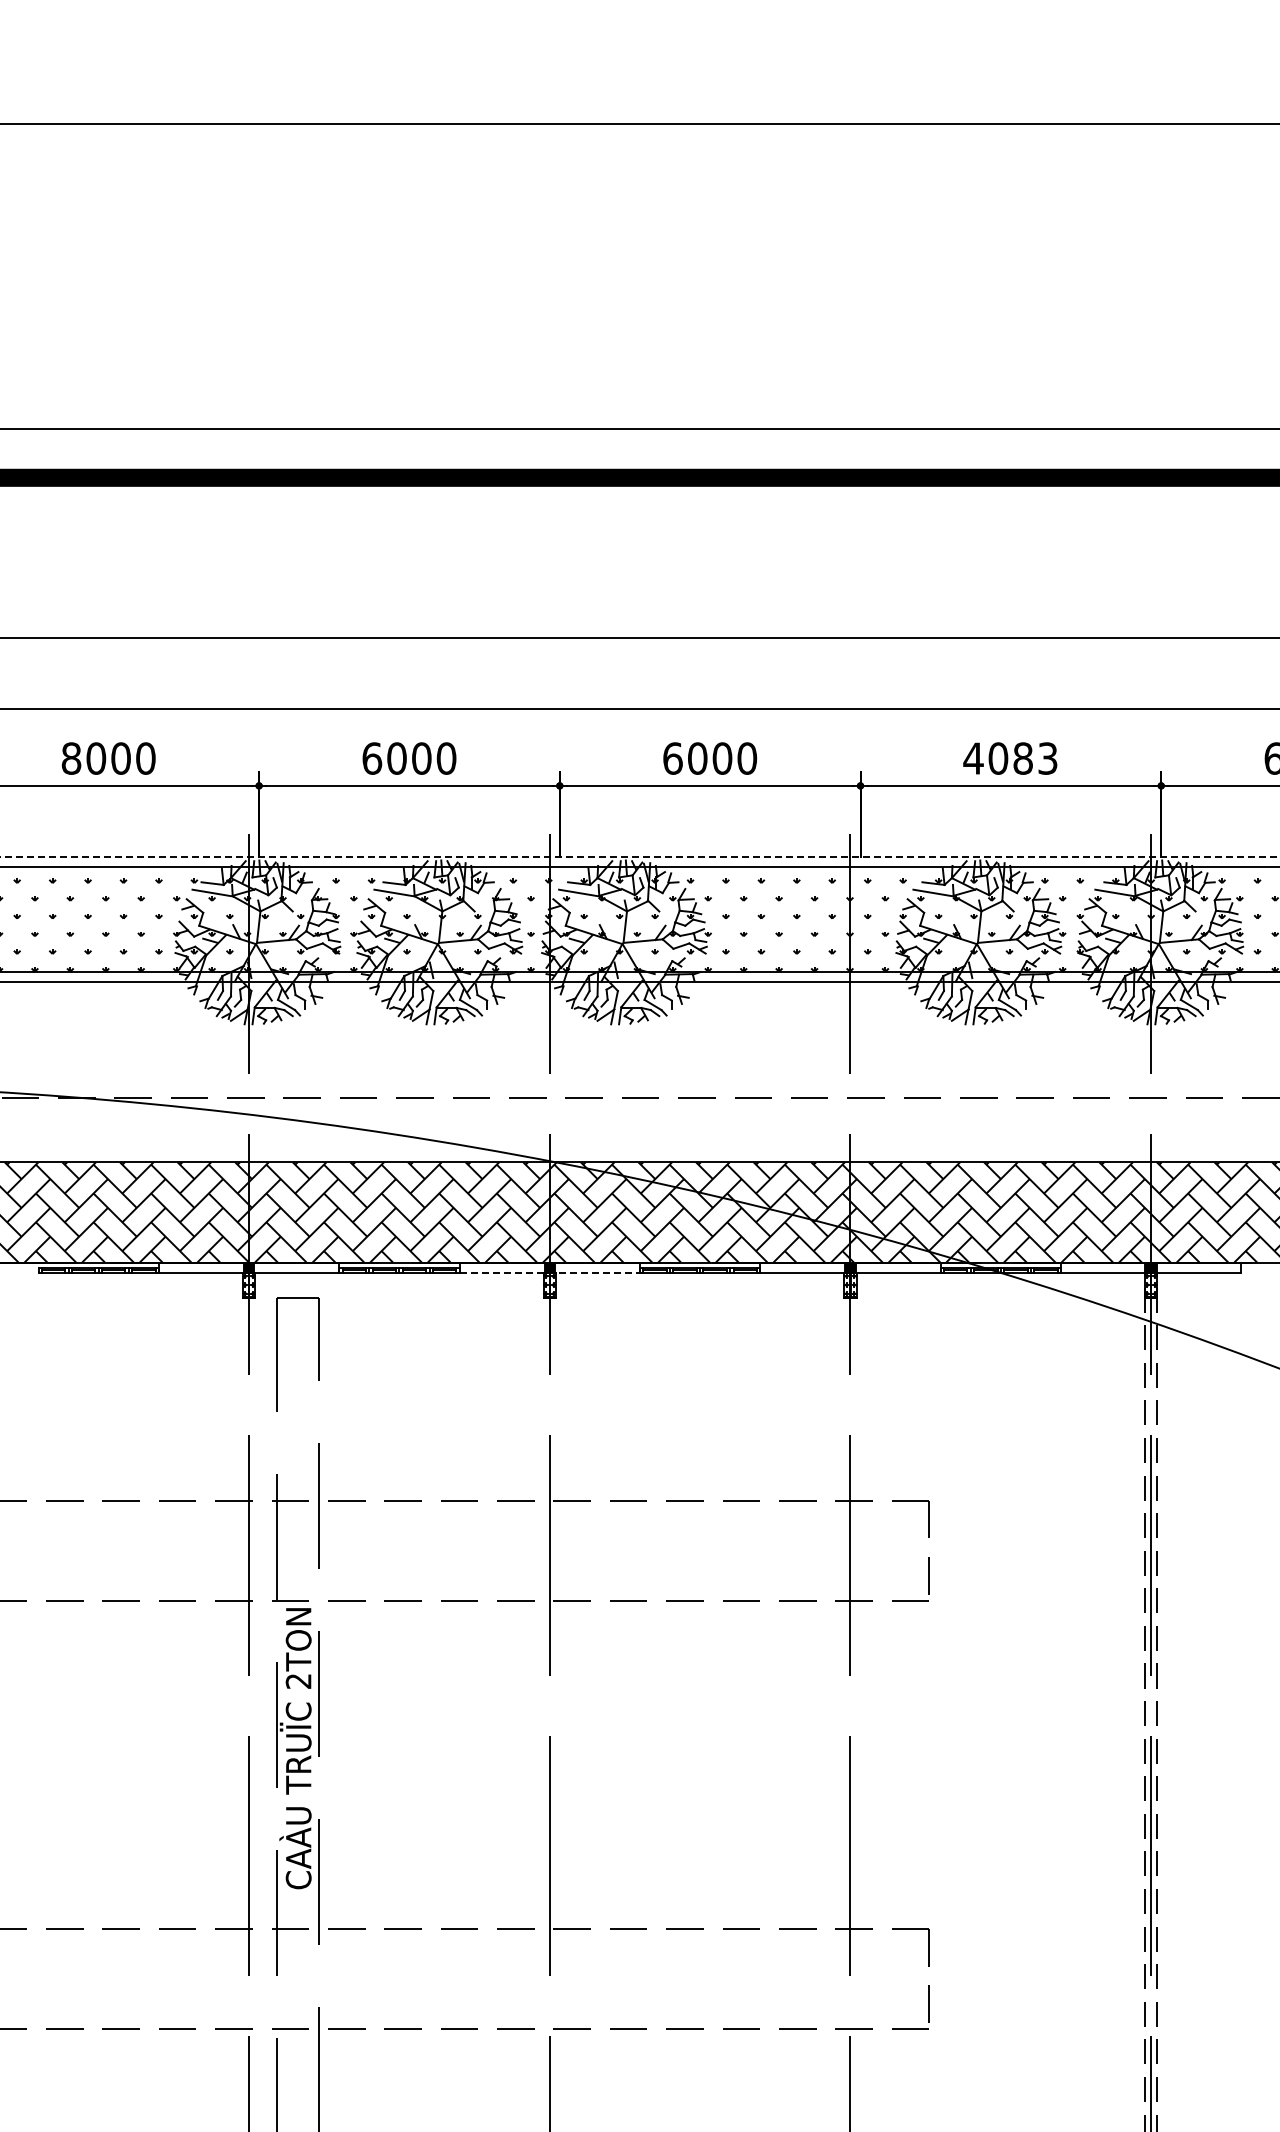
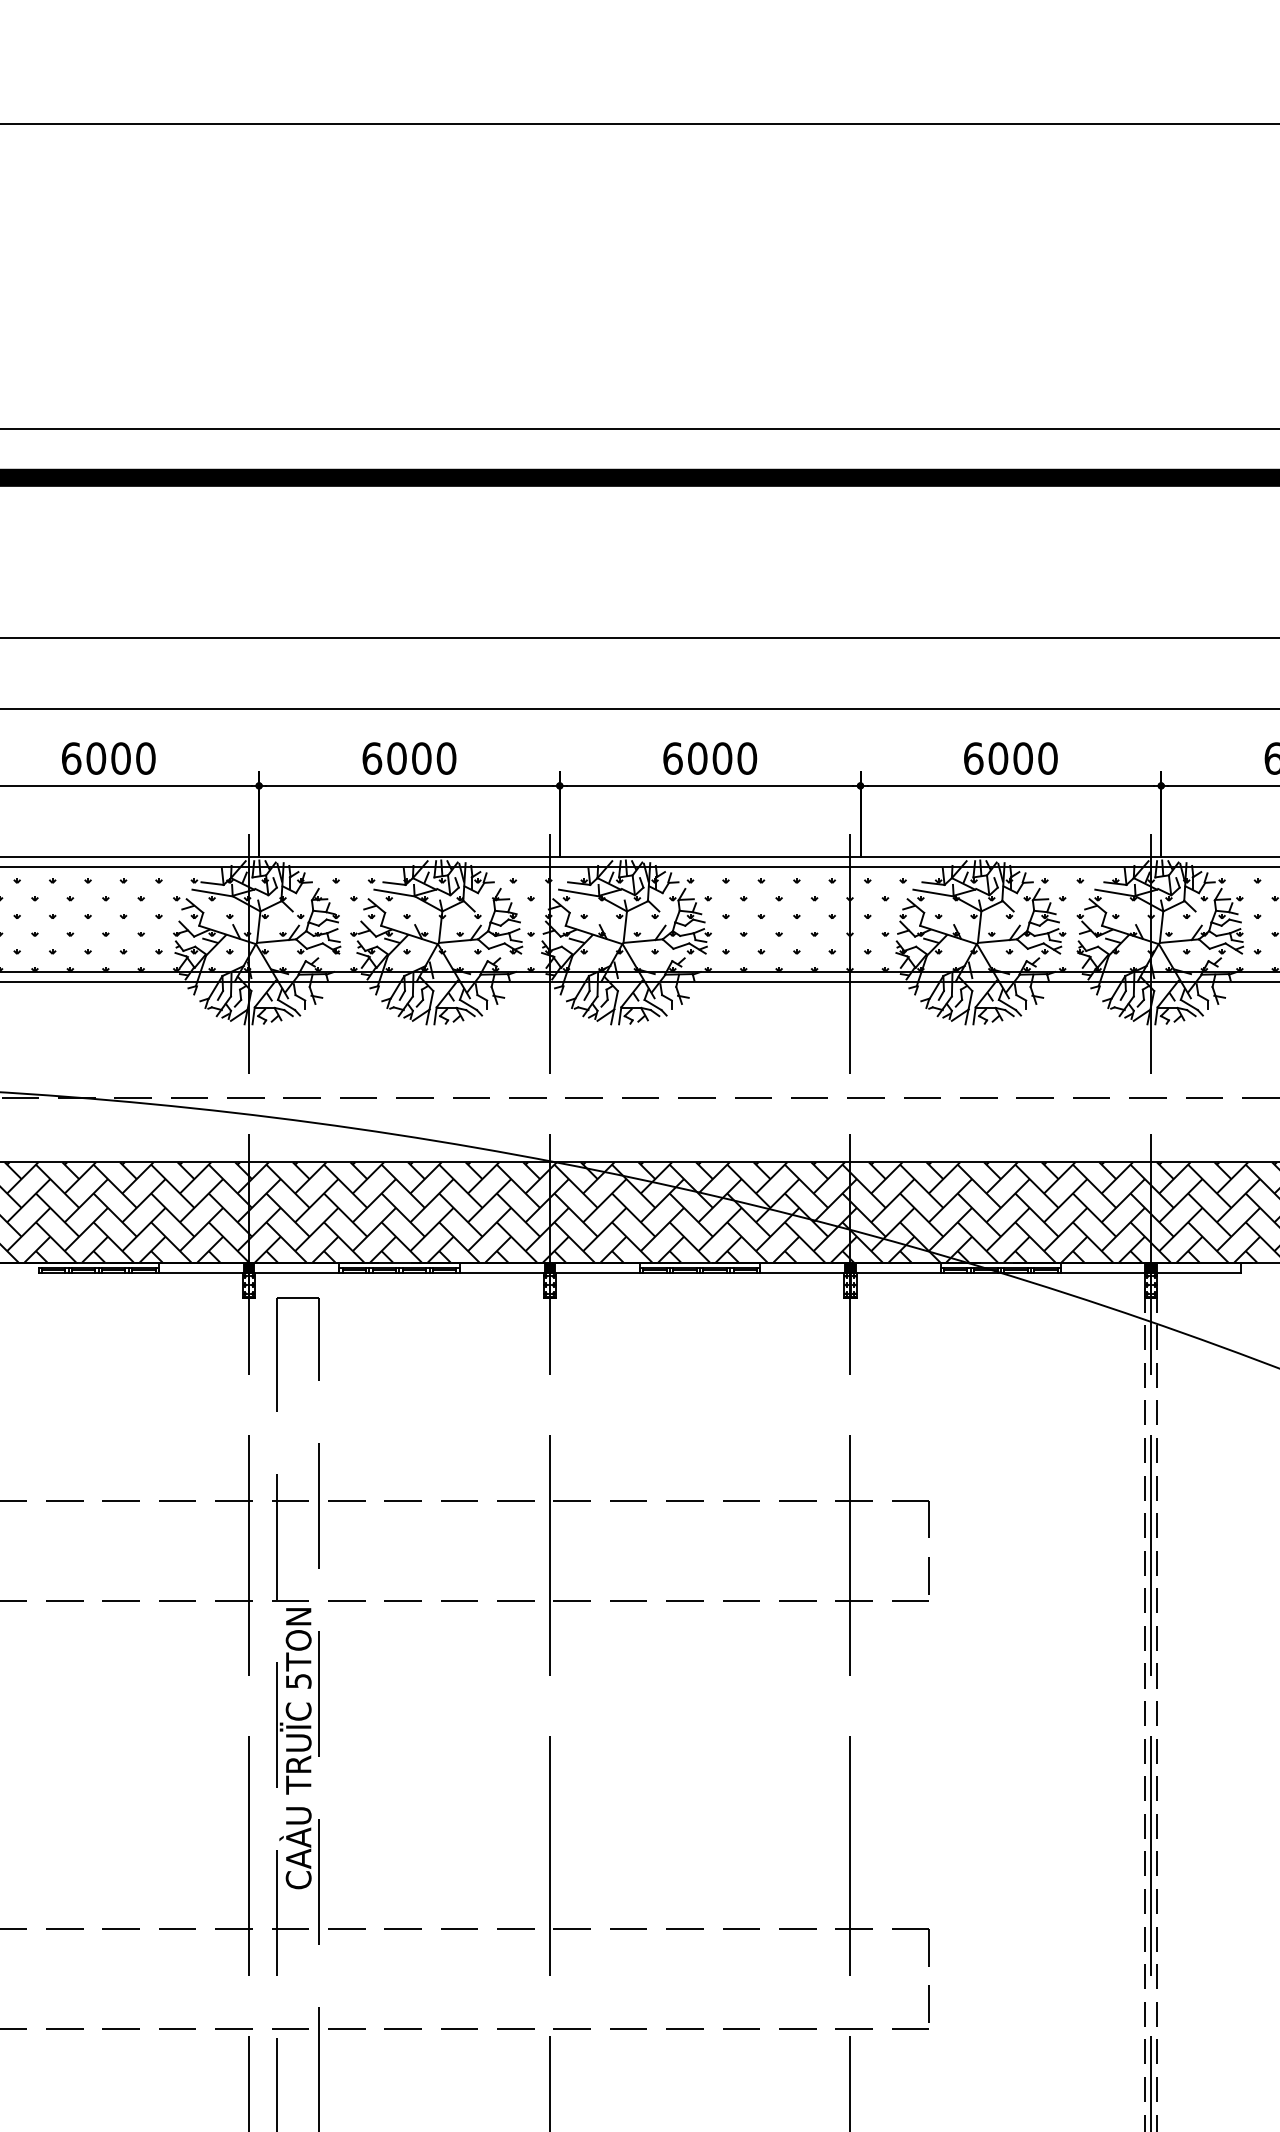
text: 8000 -> 6000 (71, 758)
text: 4083 -> 6000 (1010, 758)
line: dashed -> solid (639, 856)
line: dashed -> solid (550, 1272)
text: 2TON -> 5TON (298, 1681)
